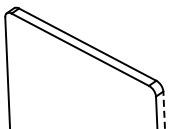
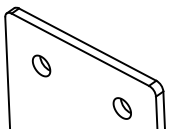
part: none -> present (41, 65)
part: none -> present (121, 108)
line: dashed -> solid (164, 109)
